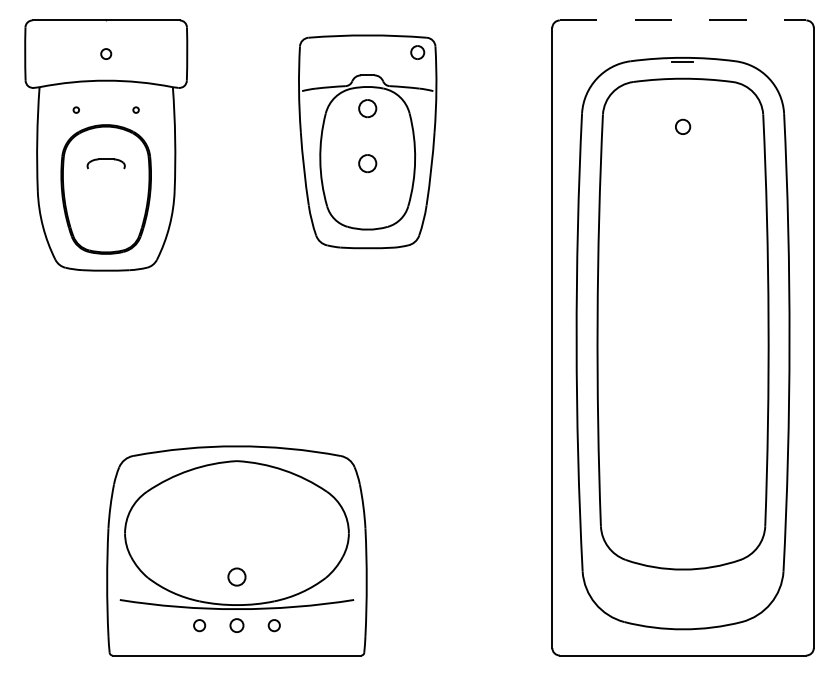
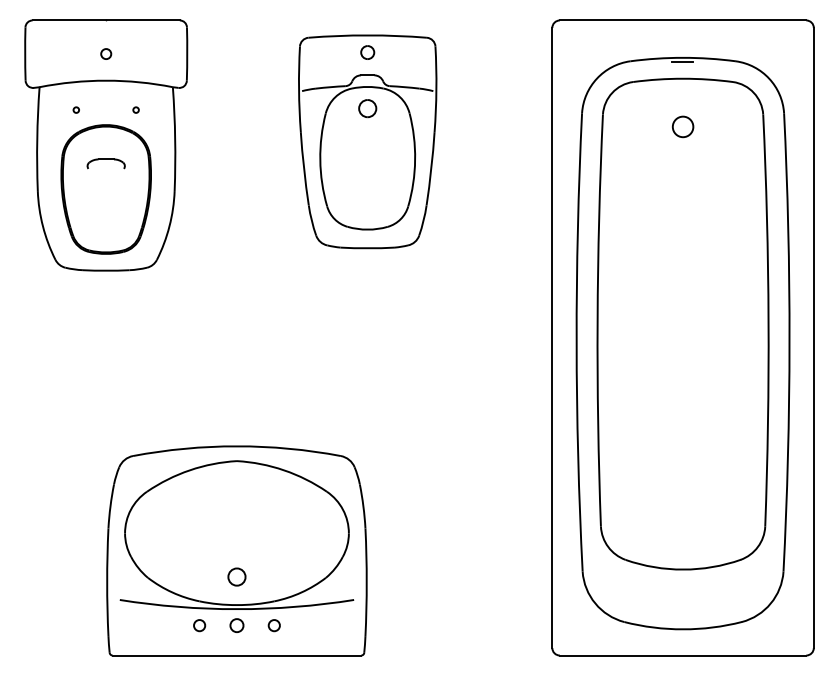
line: dashed -> solid (683, 20)
part position: (417, 52) -> (367, 52) (367, 52)
circle size: 17x17 px -> 24x24 px (682, 126)
part: present -> none (367, 163)
